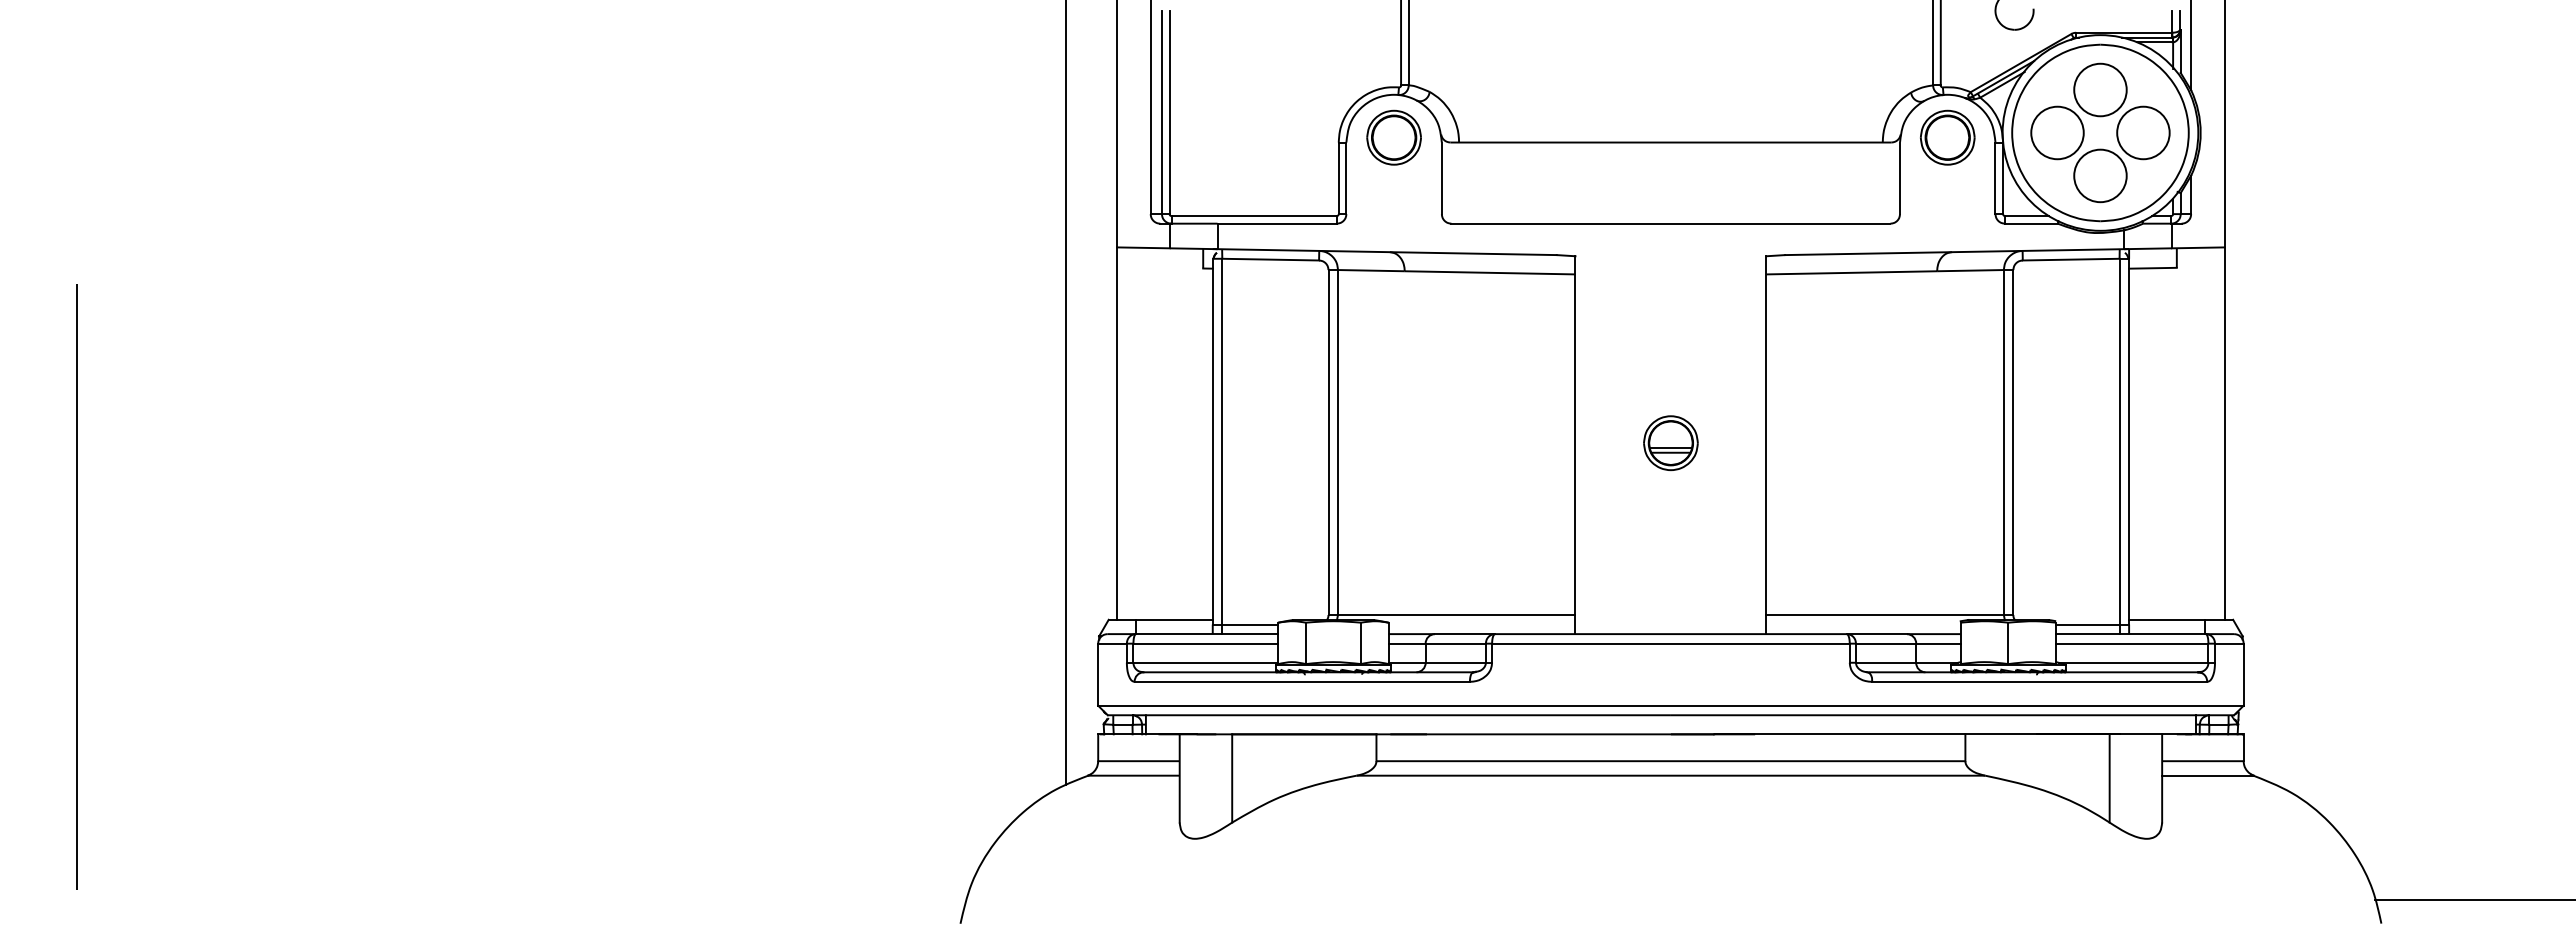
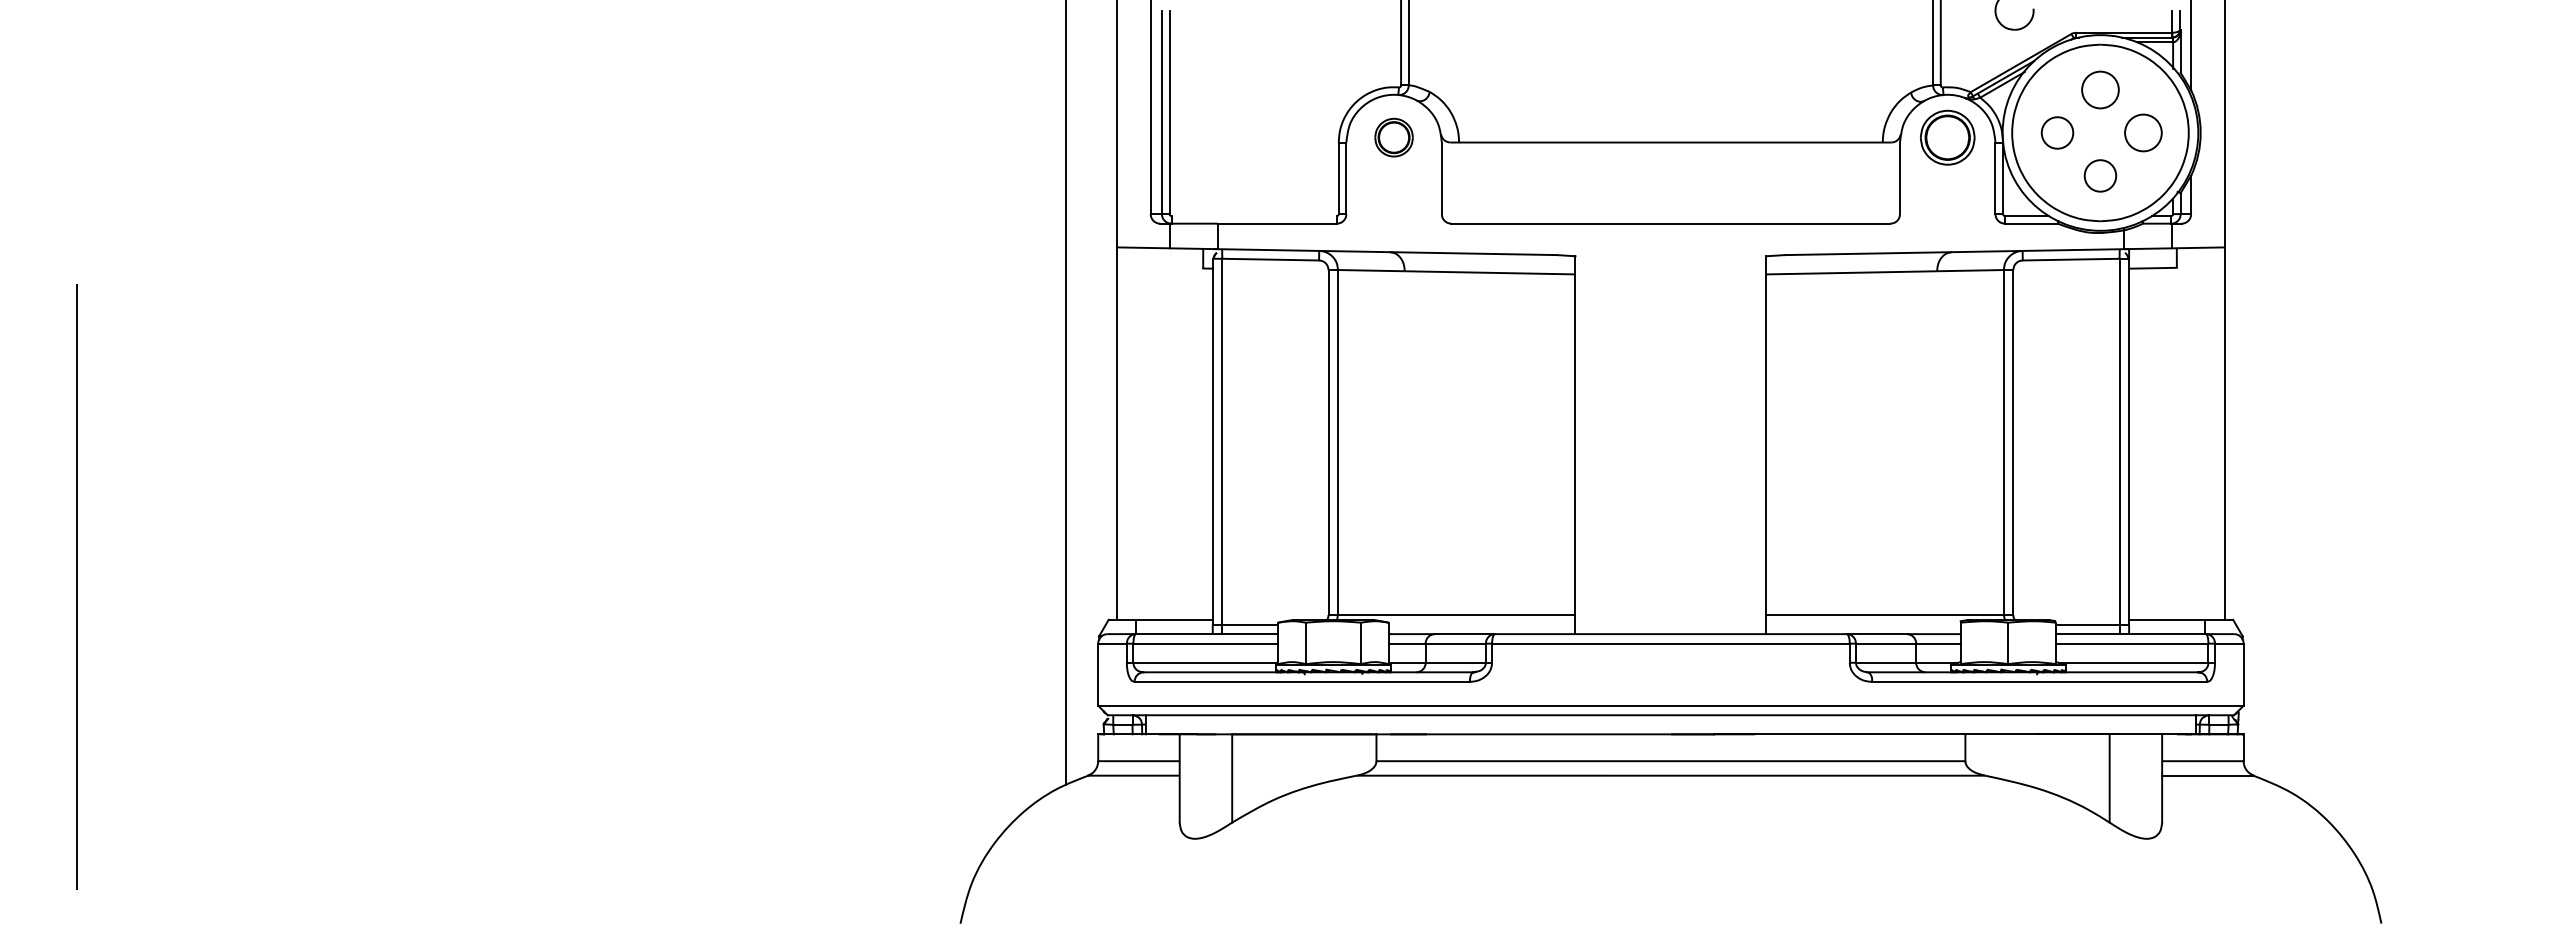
circle diameter: 52 px -> 37 px (2100, 89)
circle diameter: 52 px -> 31 px (2057, 132)
circle diameter: 52 px -> 37 px (2143, 132)
part size: 56x57 px -> 40x41 px (1393, 137)
circle diameter: 52 px -> 31 px (2100, 175)
line: present -> none (1253, 216)
part: present -> none (1670, 443)
line: present -> none (2473, 900)
